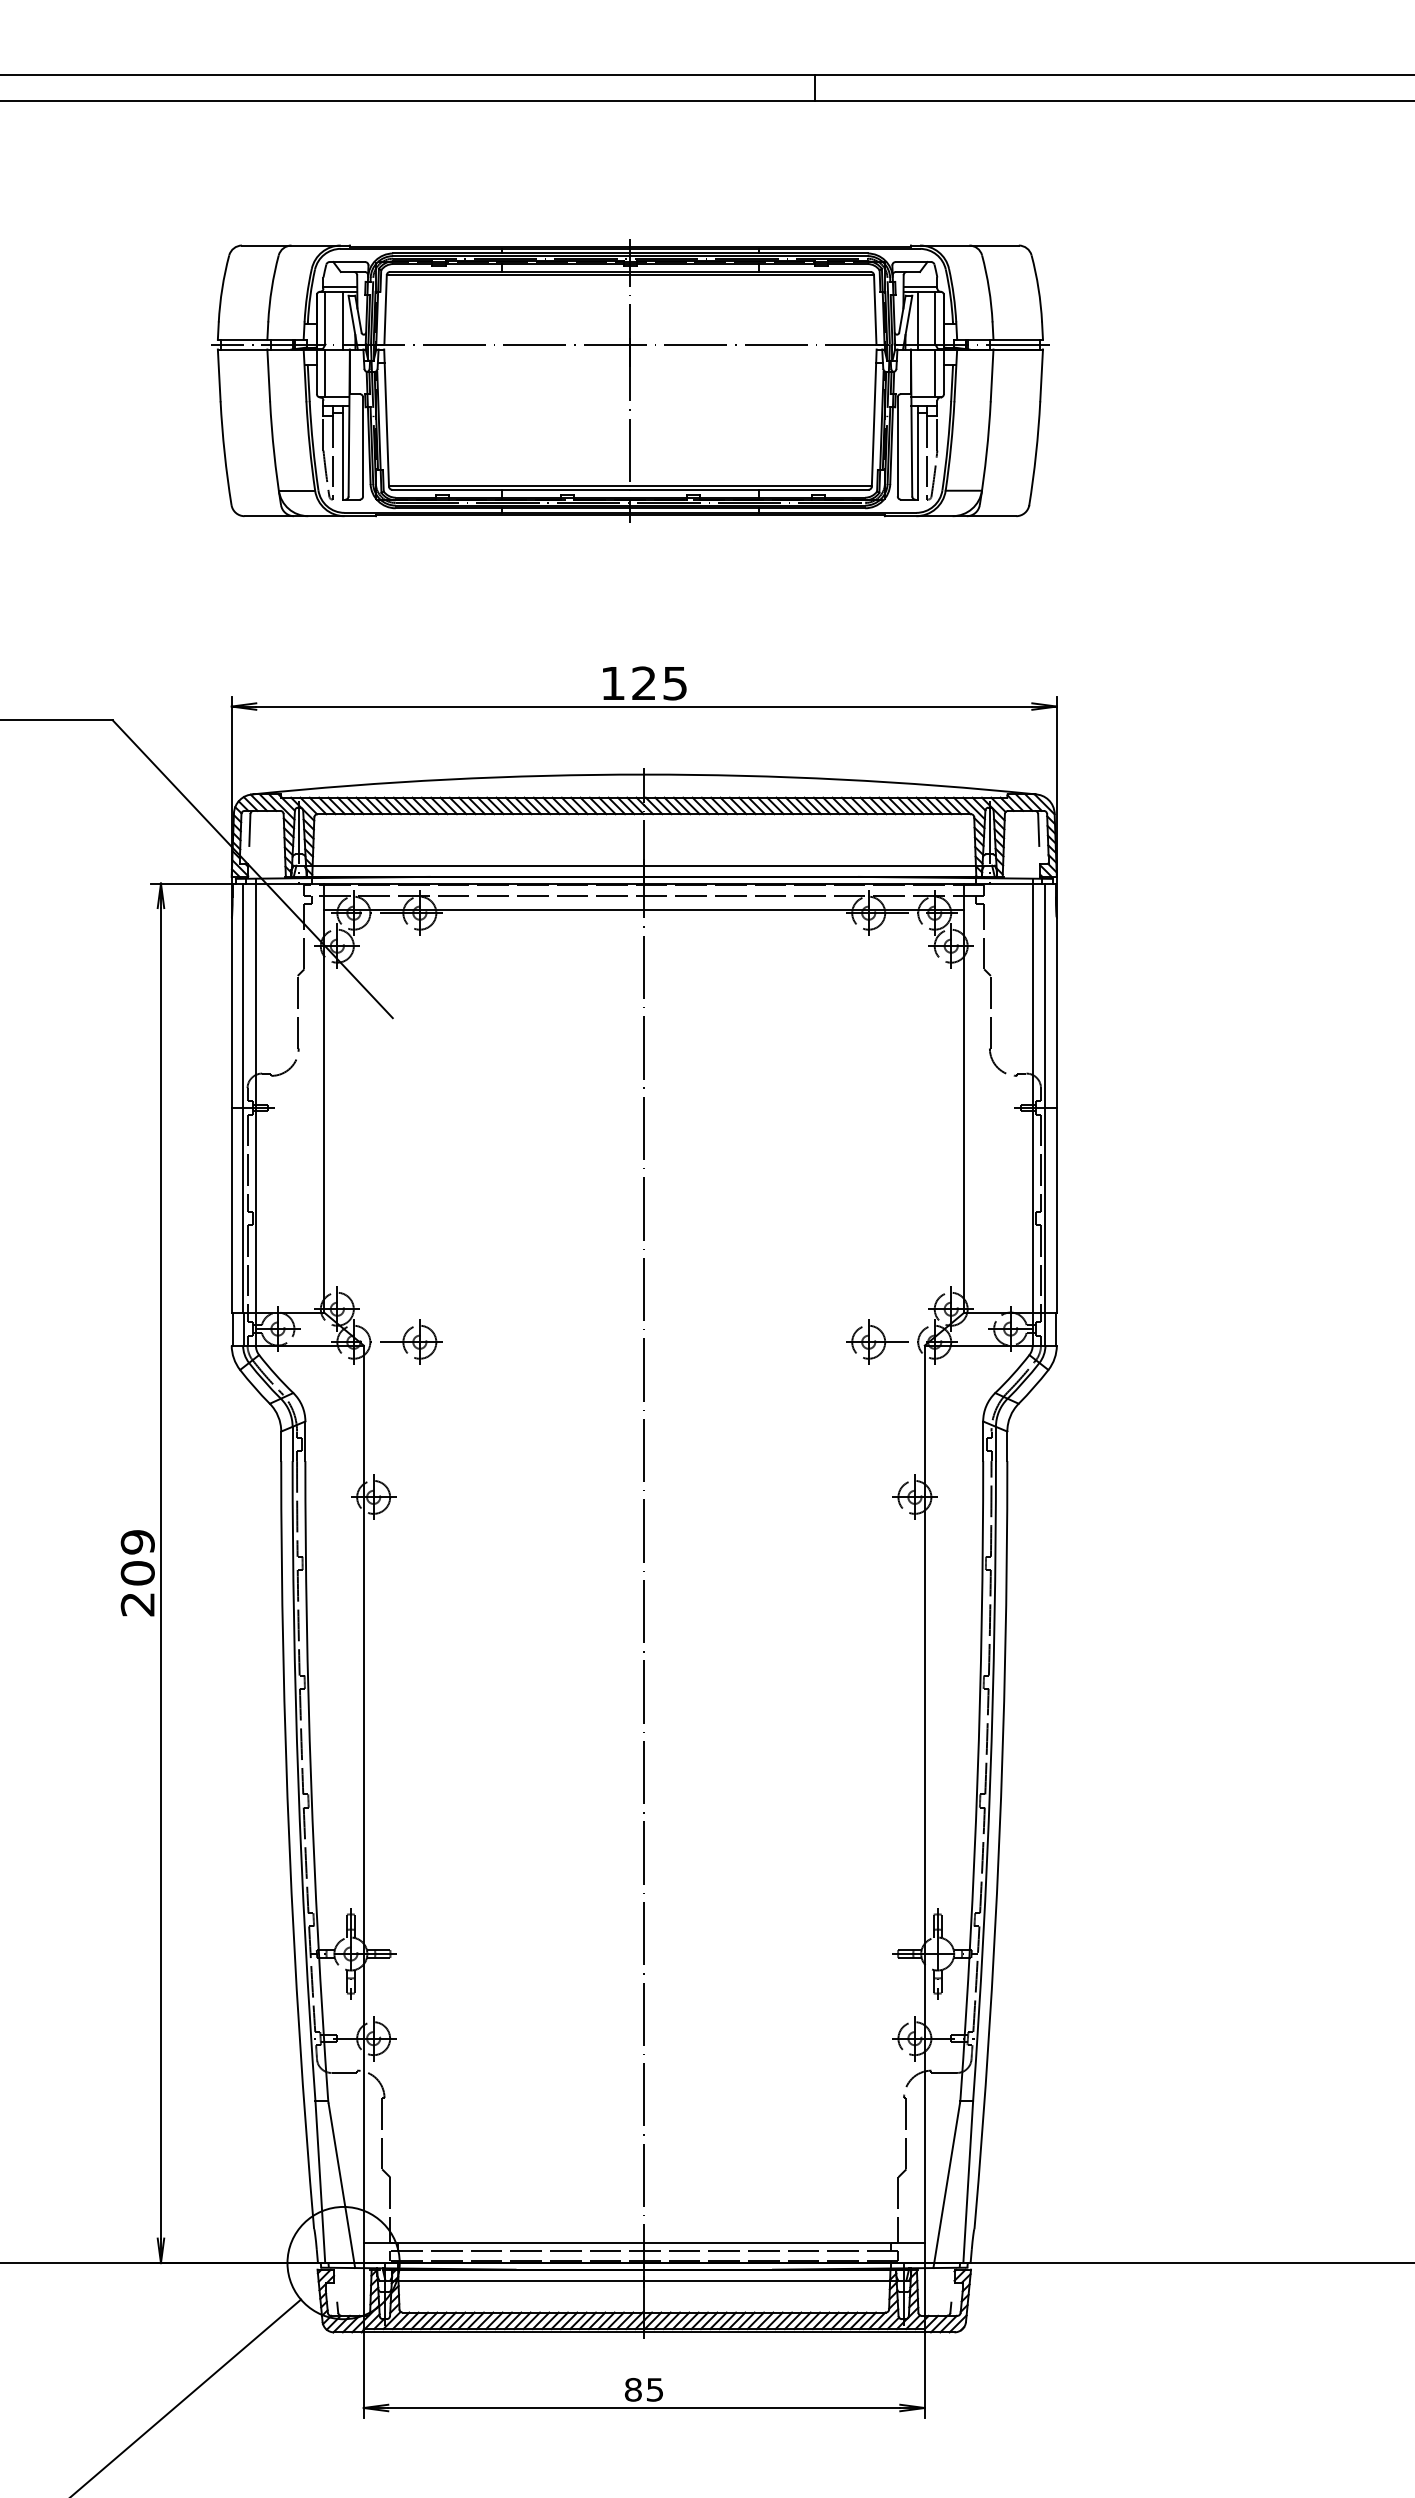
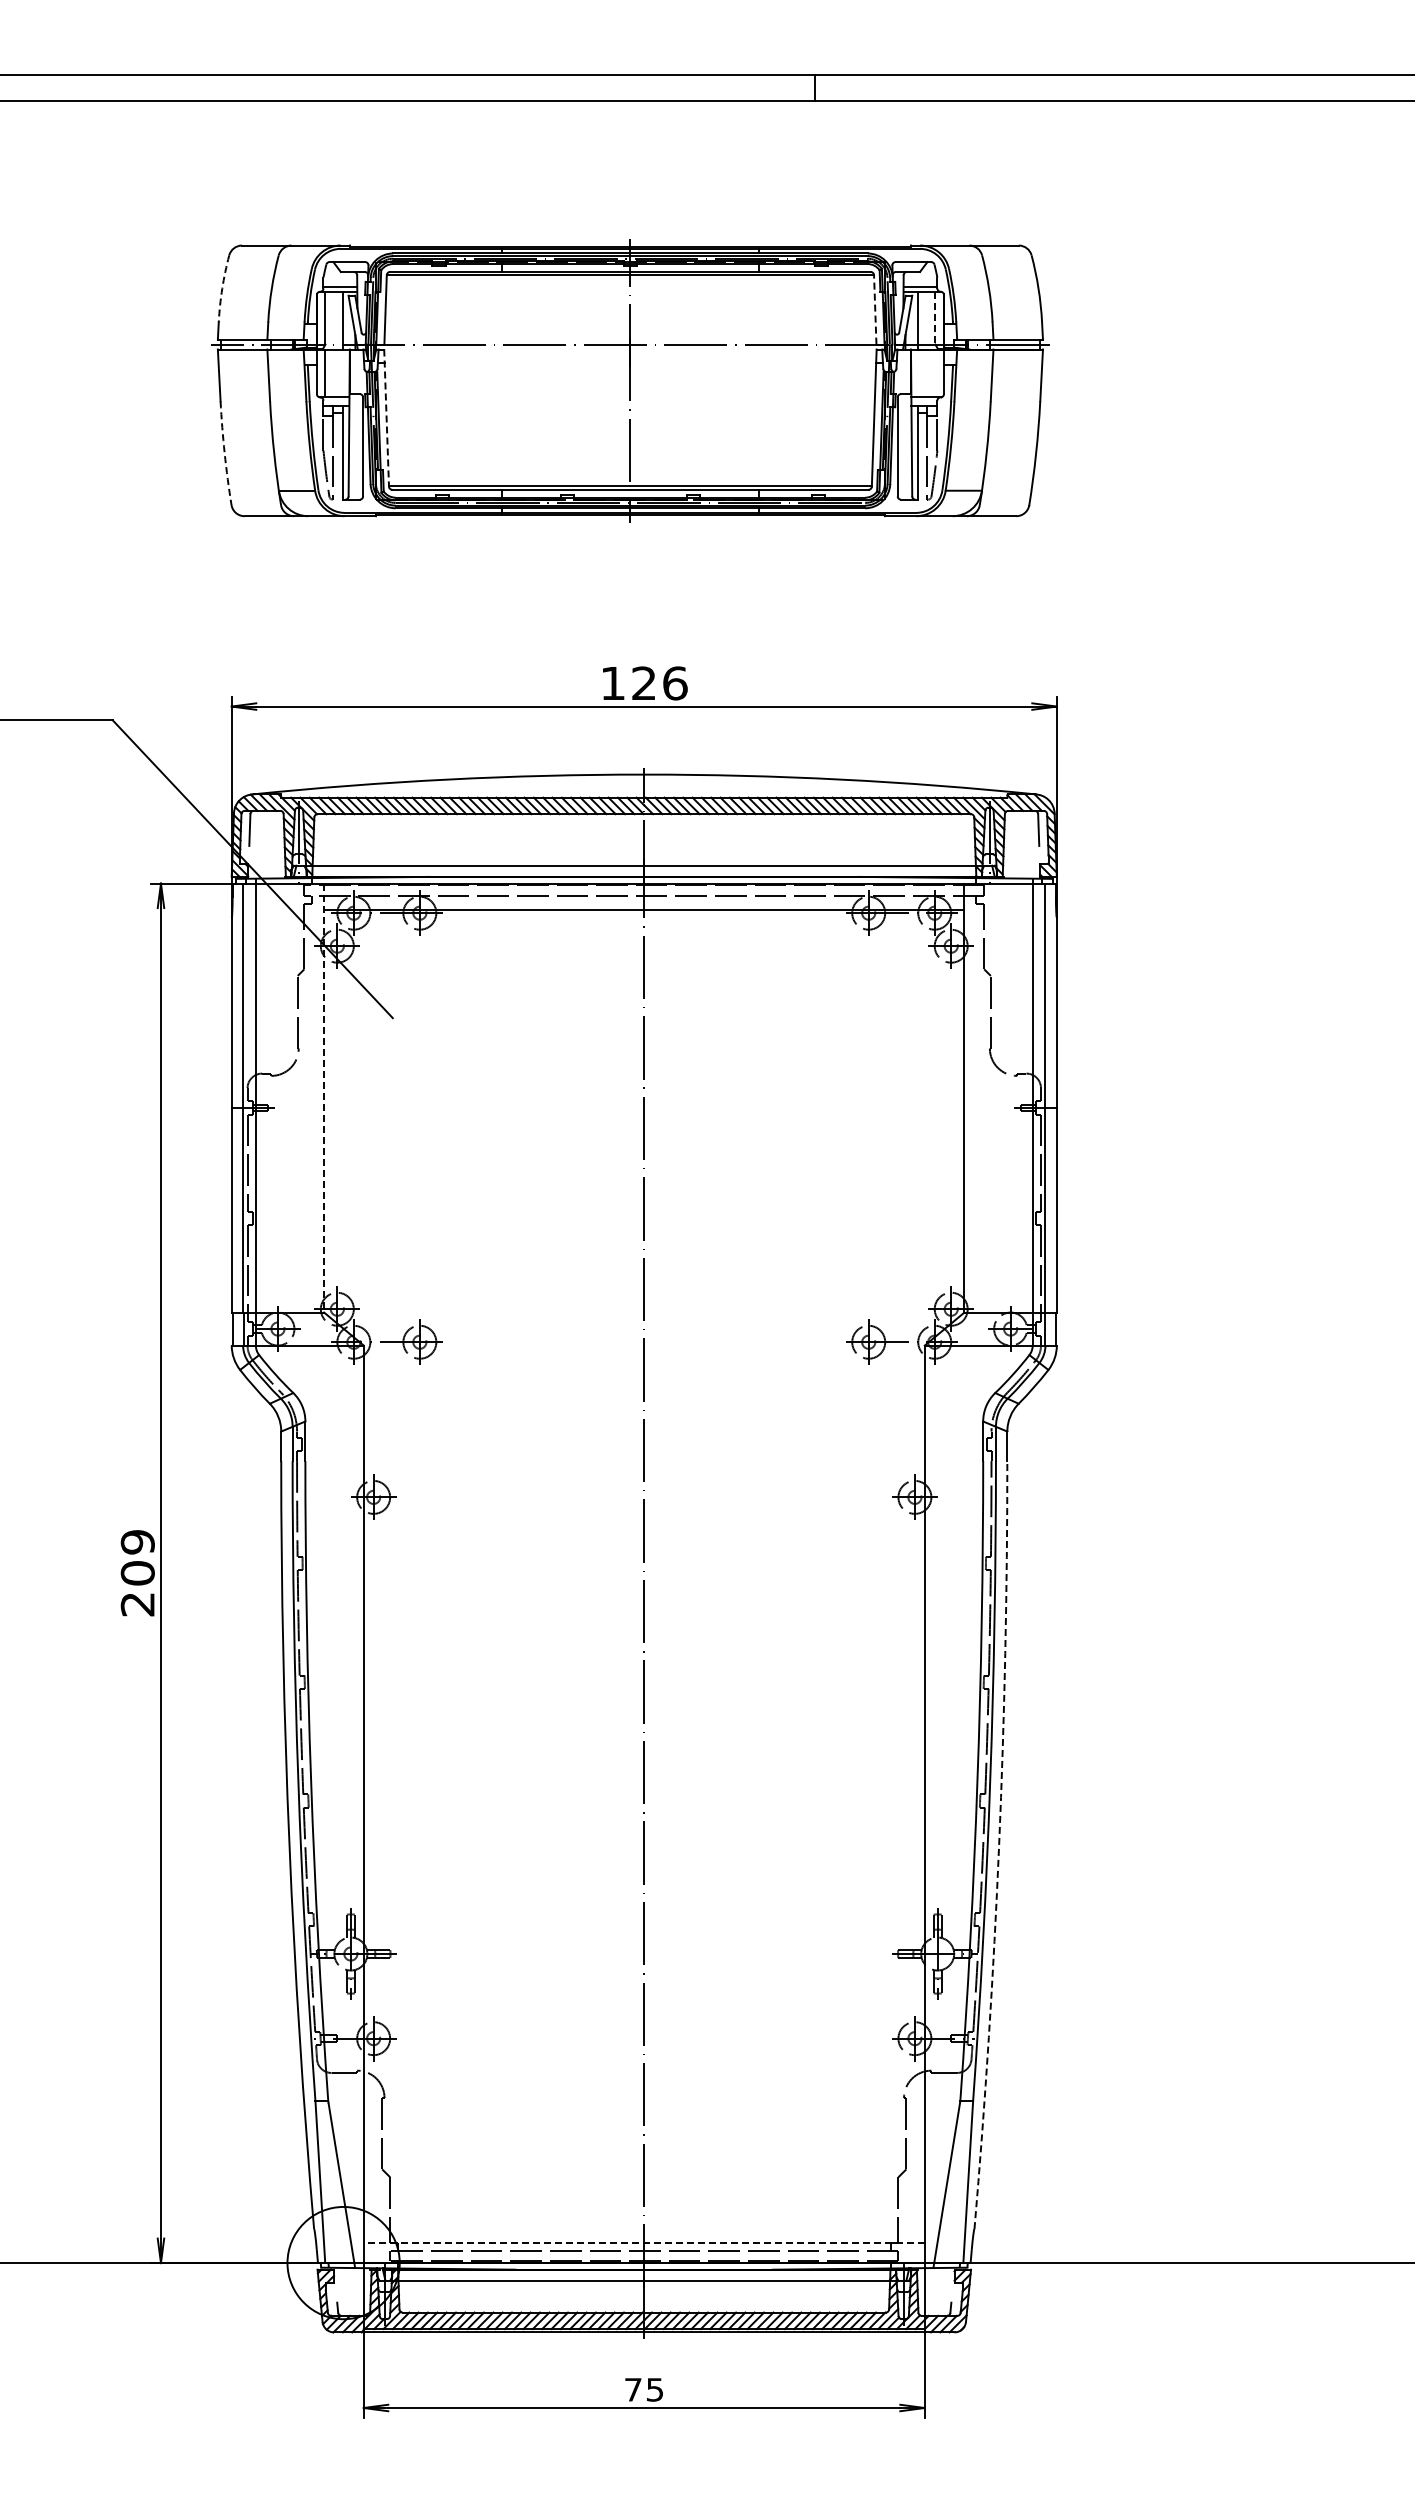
arc: solid -> dashed (222, 288)
line: solid -> dashed (875, 309)
line: solid -> dashed (935, 318)
line: present -> none (935, 373)
line: solid -> dashed (386, 418)
arc: solid -> dashed (224, 453)
text: 125 -> 126 (675, 683)
line: solid -> dashed (324, 1098)
arc: solid -> dashed (999, 1845)
line: solid -> dashed (644, 2243)
text: 85 -> 75 (632, 2389)
line: present -> none (187, 2396)
